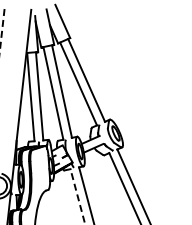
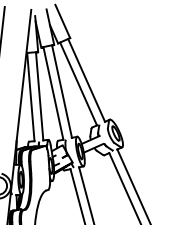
line: dashed -> solid (2, 27)
line: dashed -> solid (77, 197)
